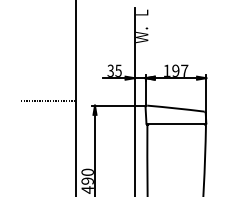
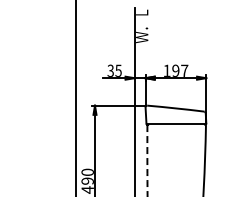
line: present -> none (48, 101)
arc: solid -> dashed (147, 160)
